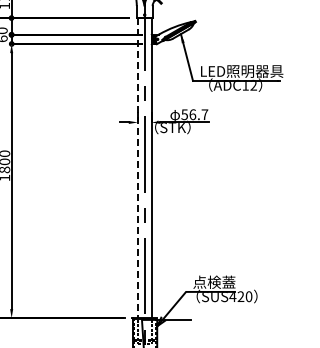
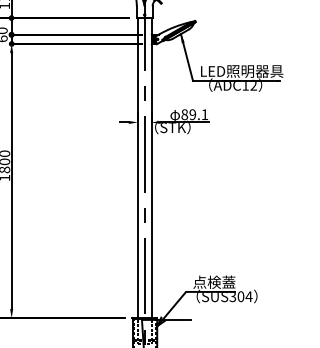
text: 56.7 -> 89.1 (194, 114)
line: dashed -> solid (137, 168)
text: SUS420 -> SUS304 (240, 296)
